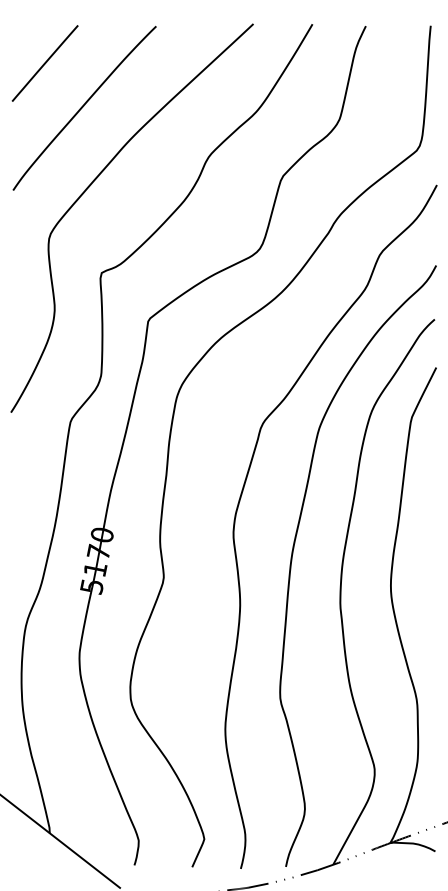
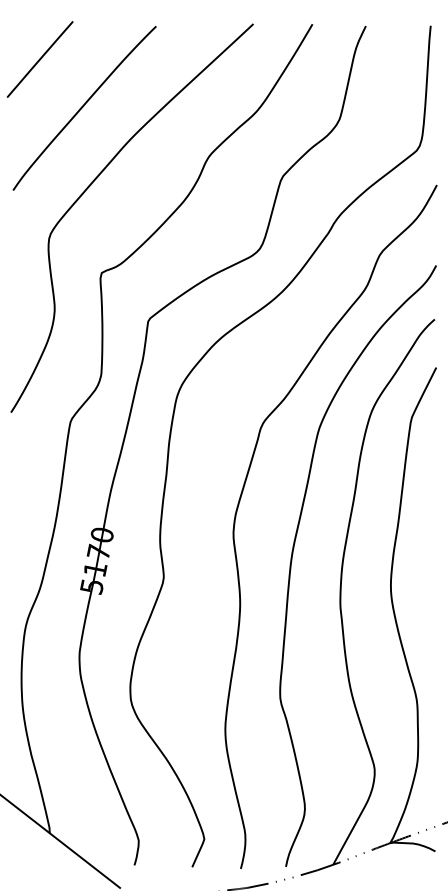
line position: (44, 63) -> (39, 59) (39, 59)
